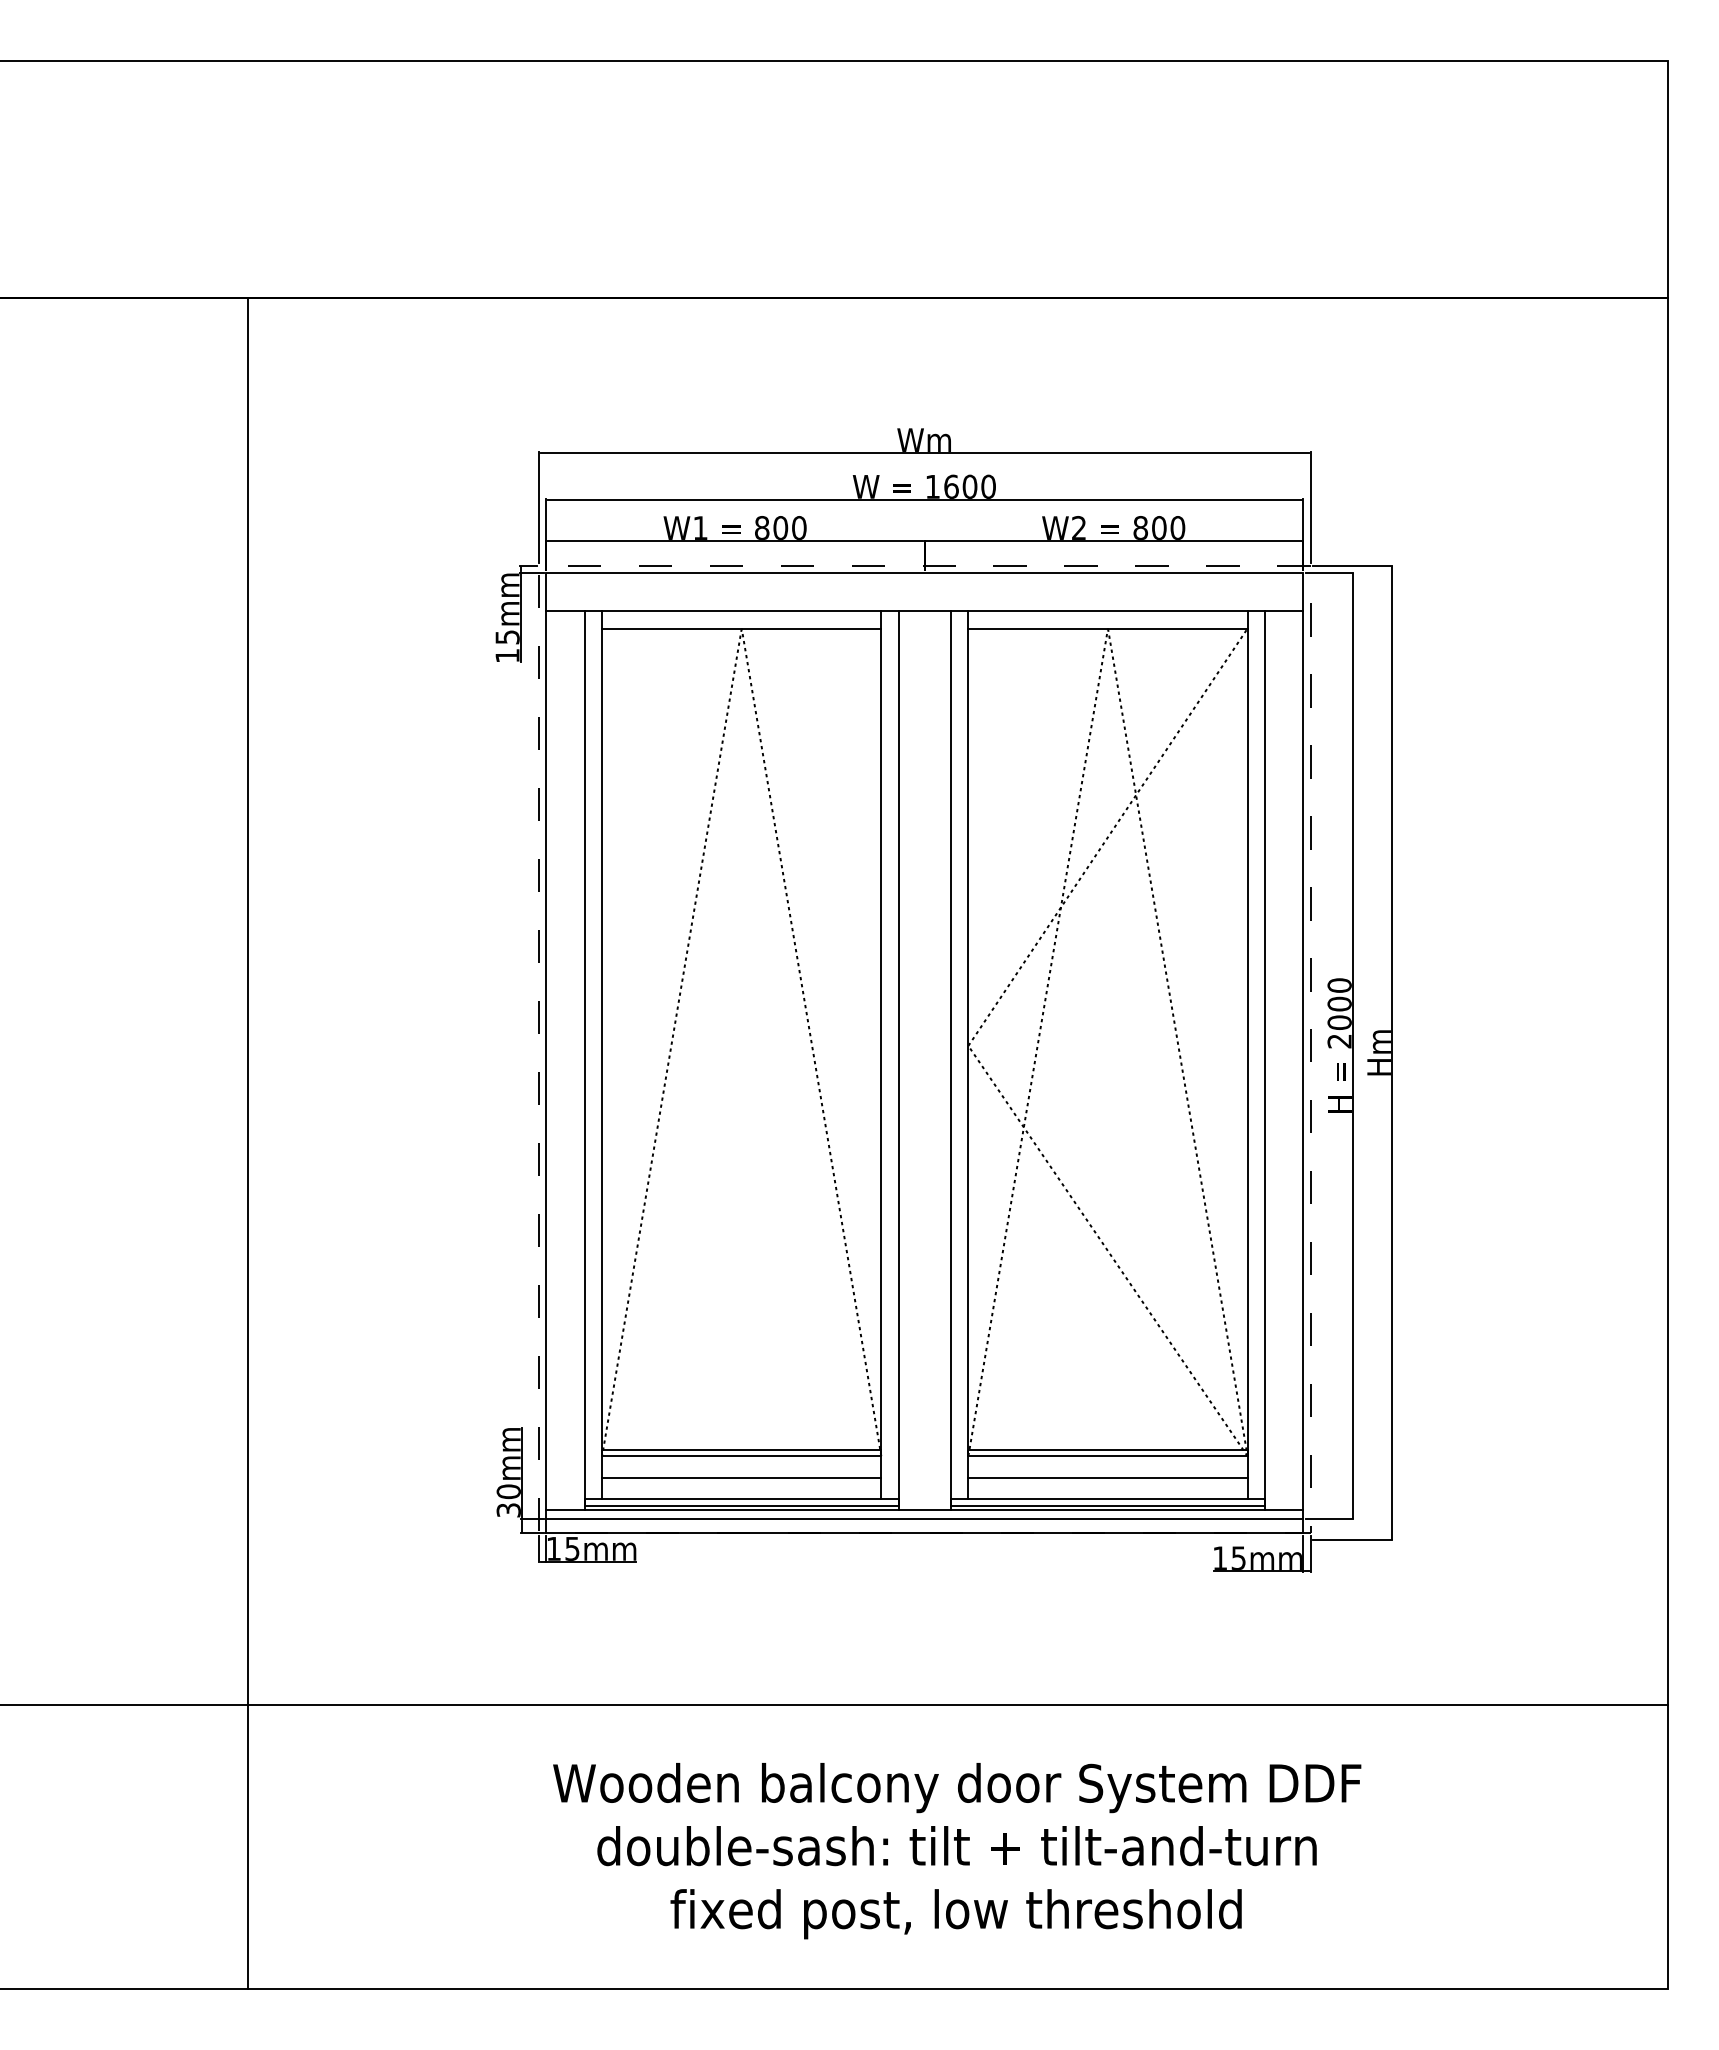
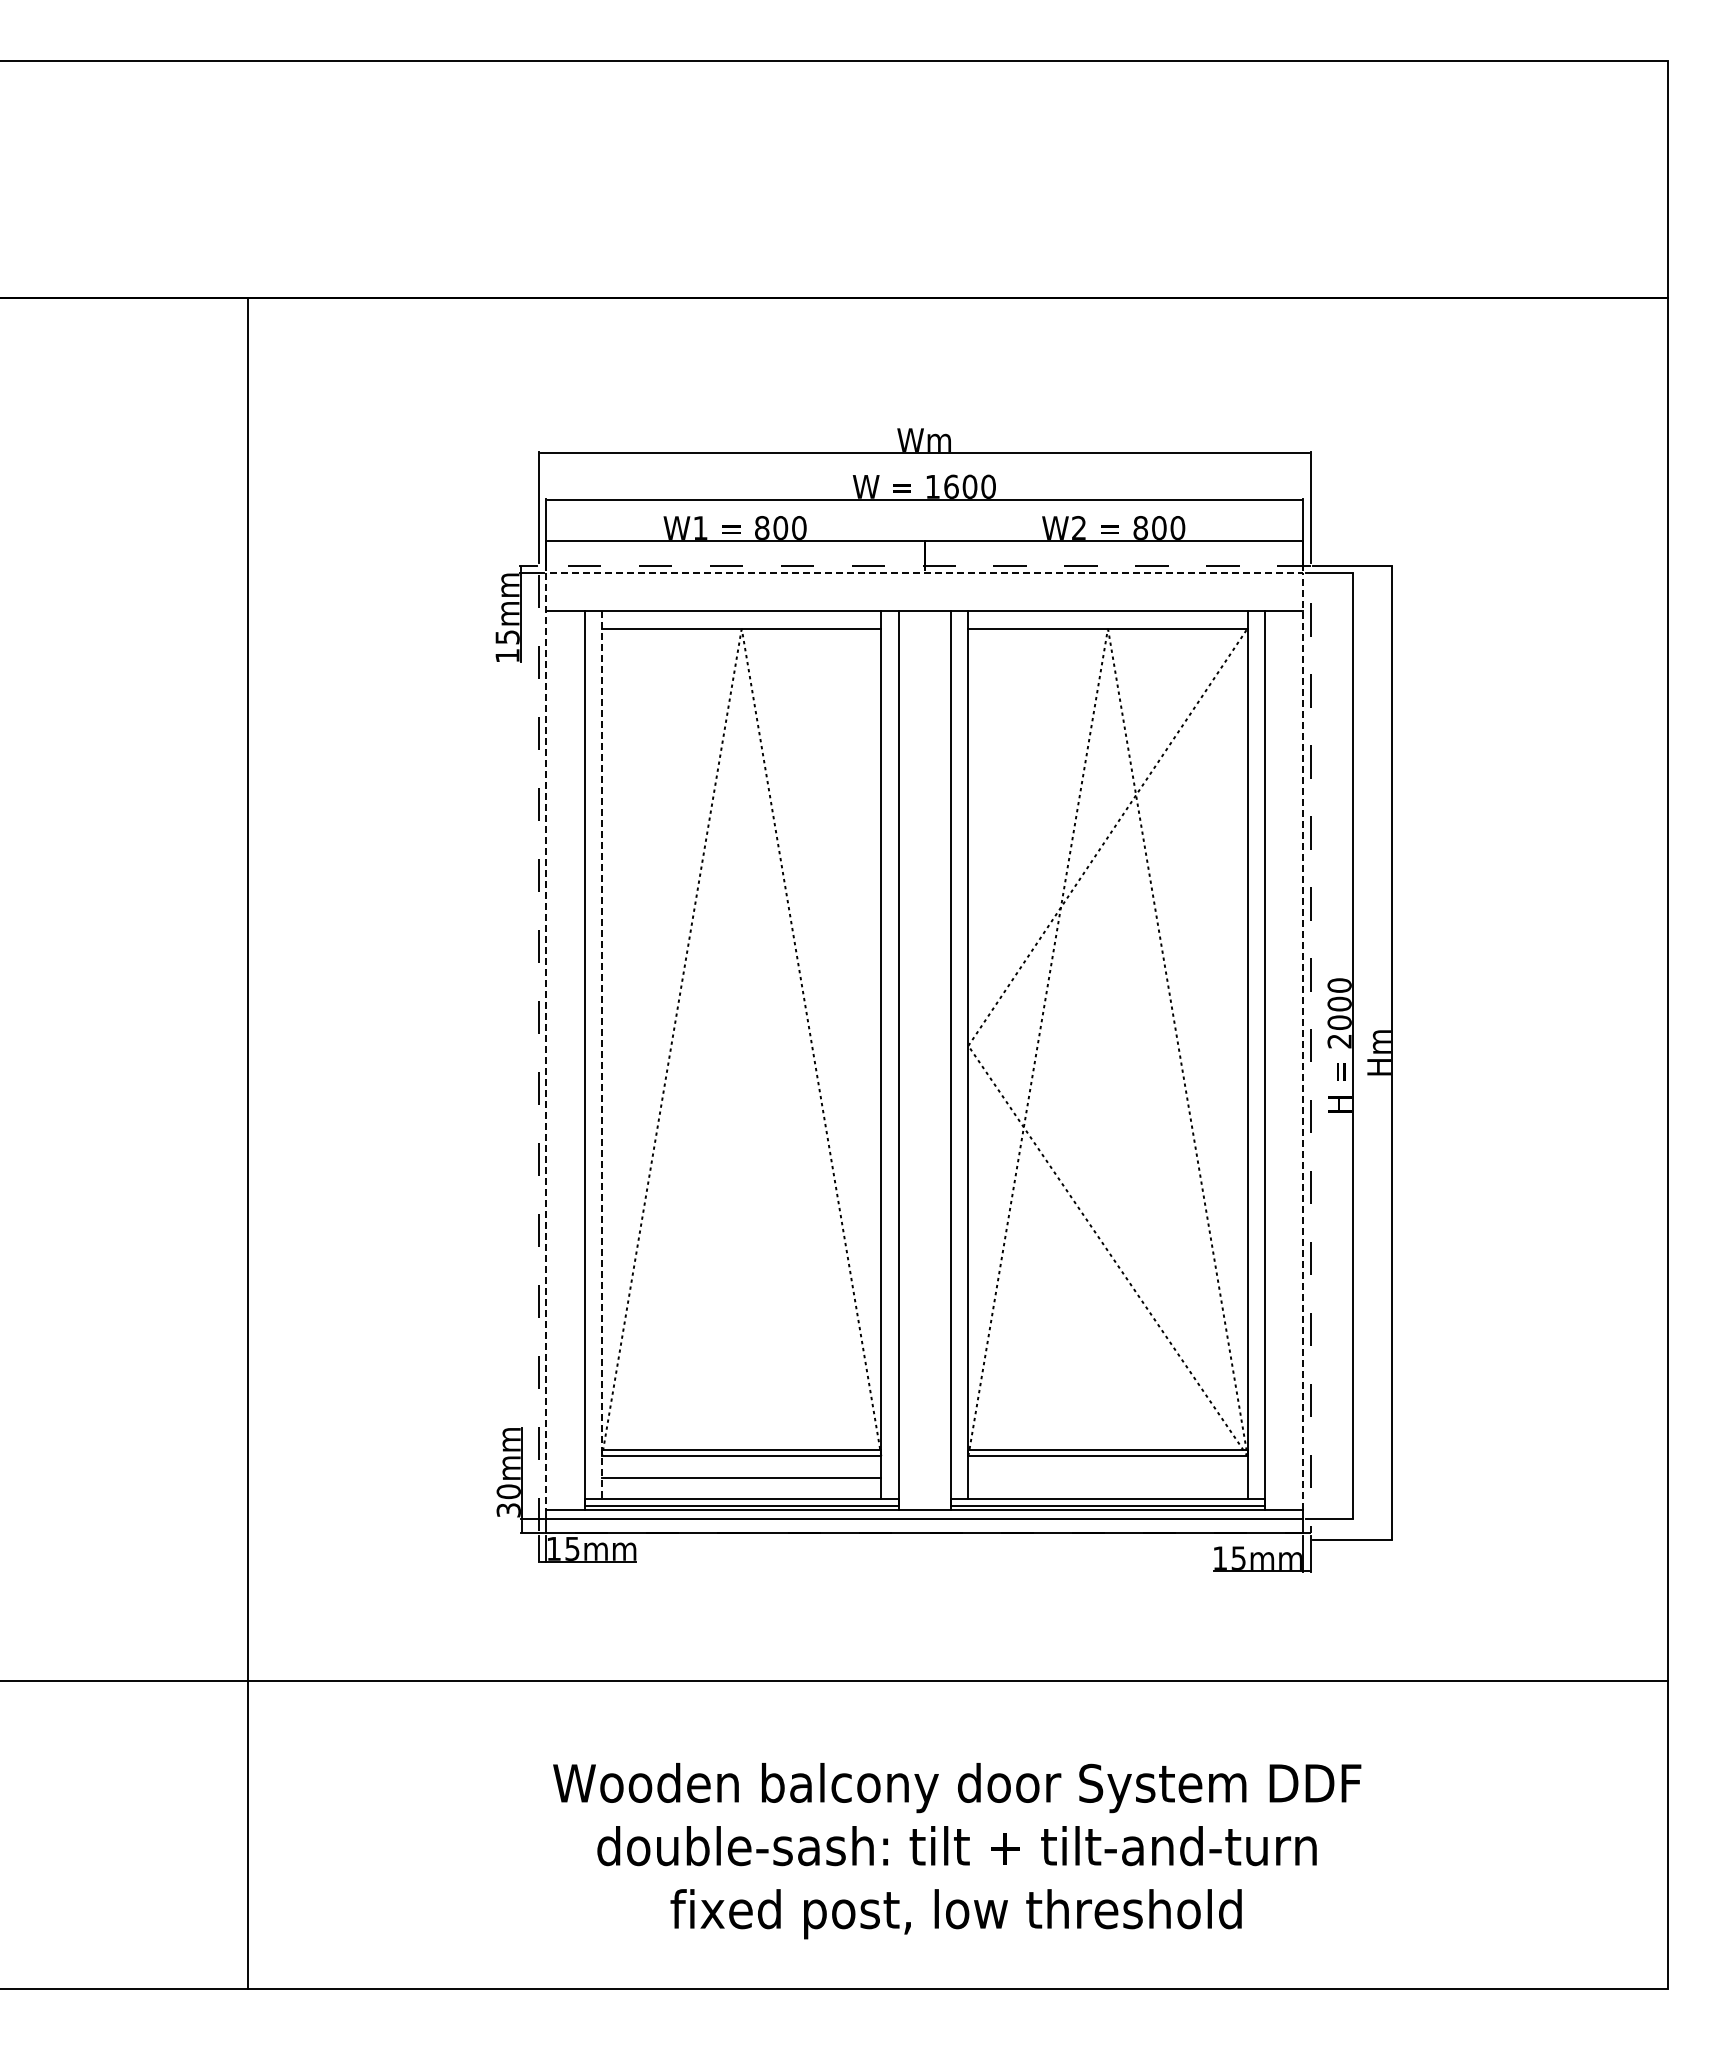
line: solid -> dashed (924, 572)
line: solid -> dashed (602, 1055)
line: present -> none (1107, 1478)
line position: (834, 1704) -> (834, 1680) (834, 1680)
